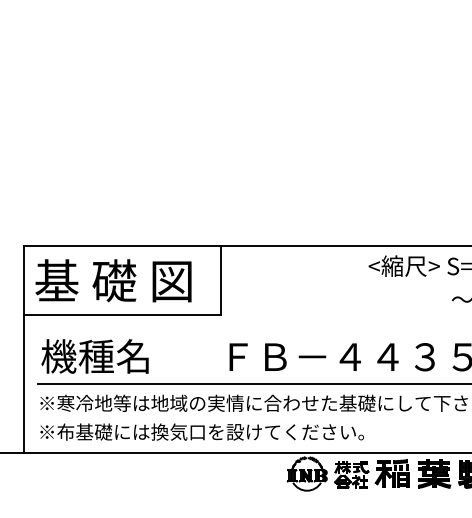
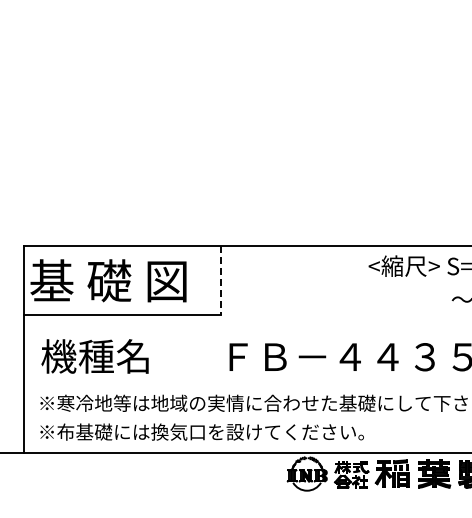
text position: (113, 280) -> (108, 280) (108, 280)
line: solid -> dashed (220, 281)
line: present -> none (252, 384)
